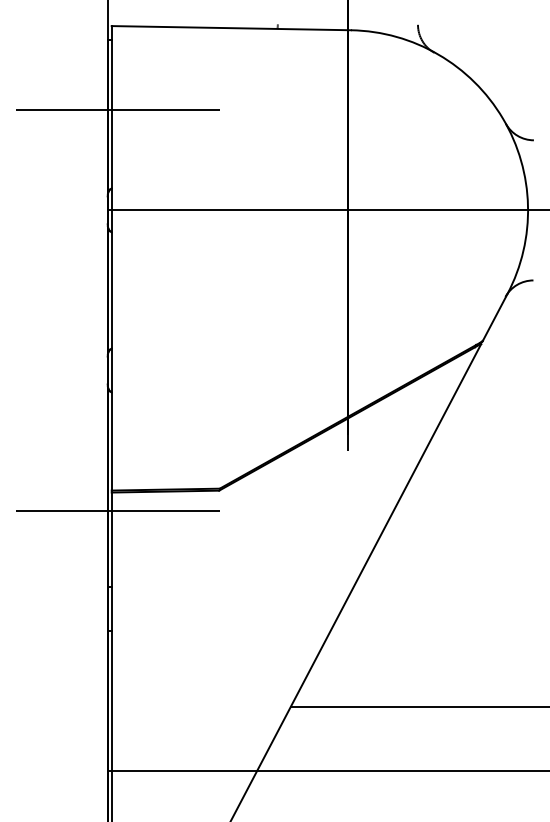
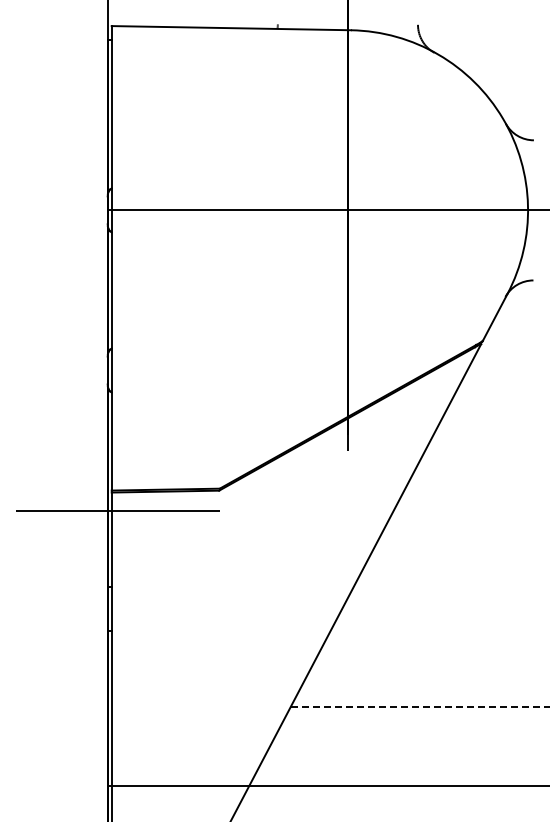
line: present -> none (117, 110)
line: solid -> dashed (420, 706)
line position: (326, 770) -> (326, 785) (326, 785)
